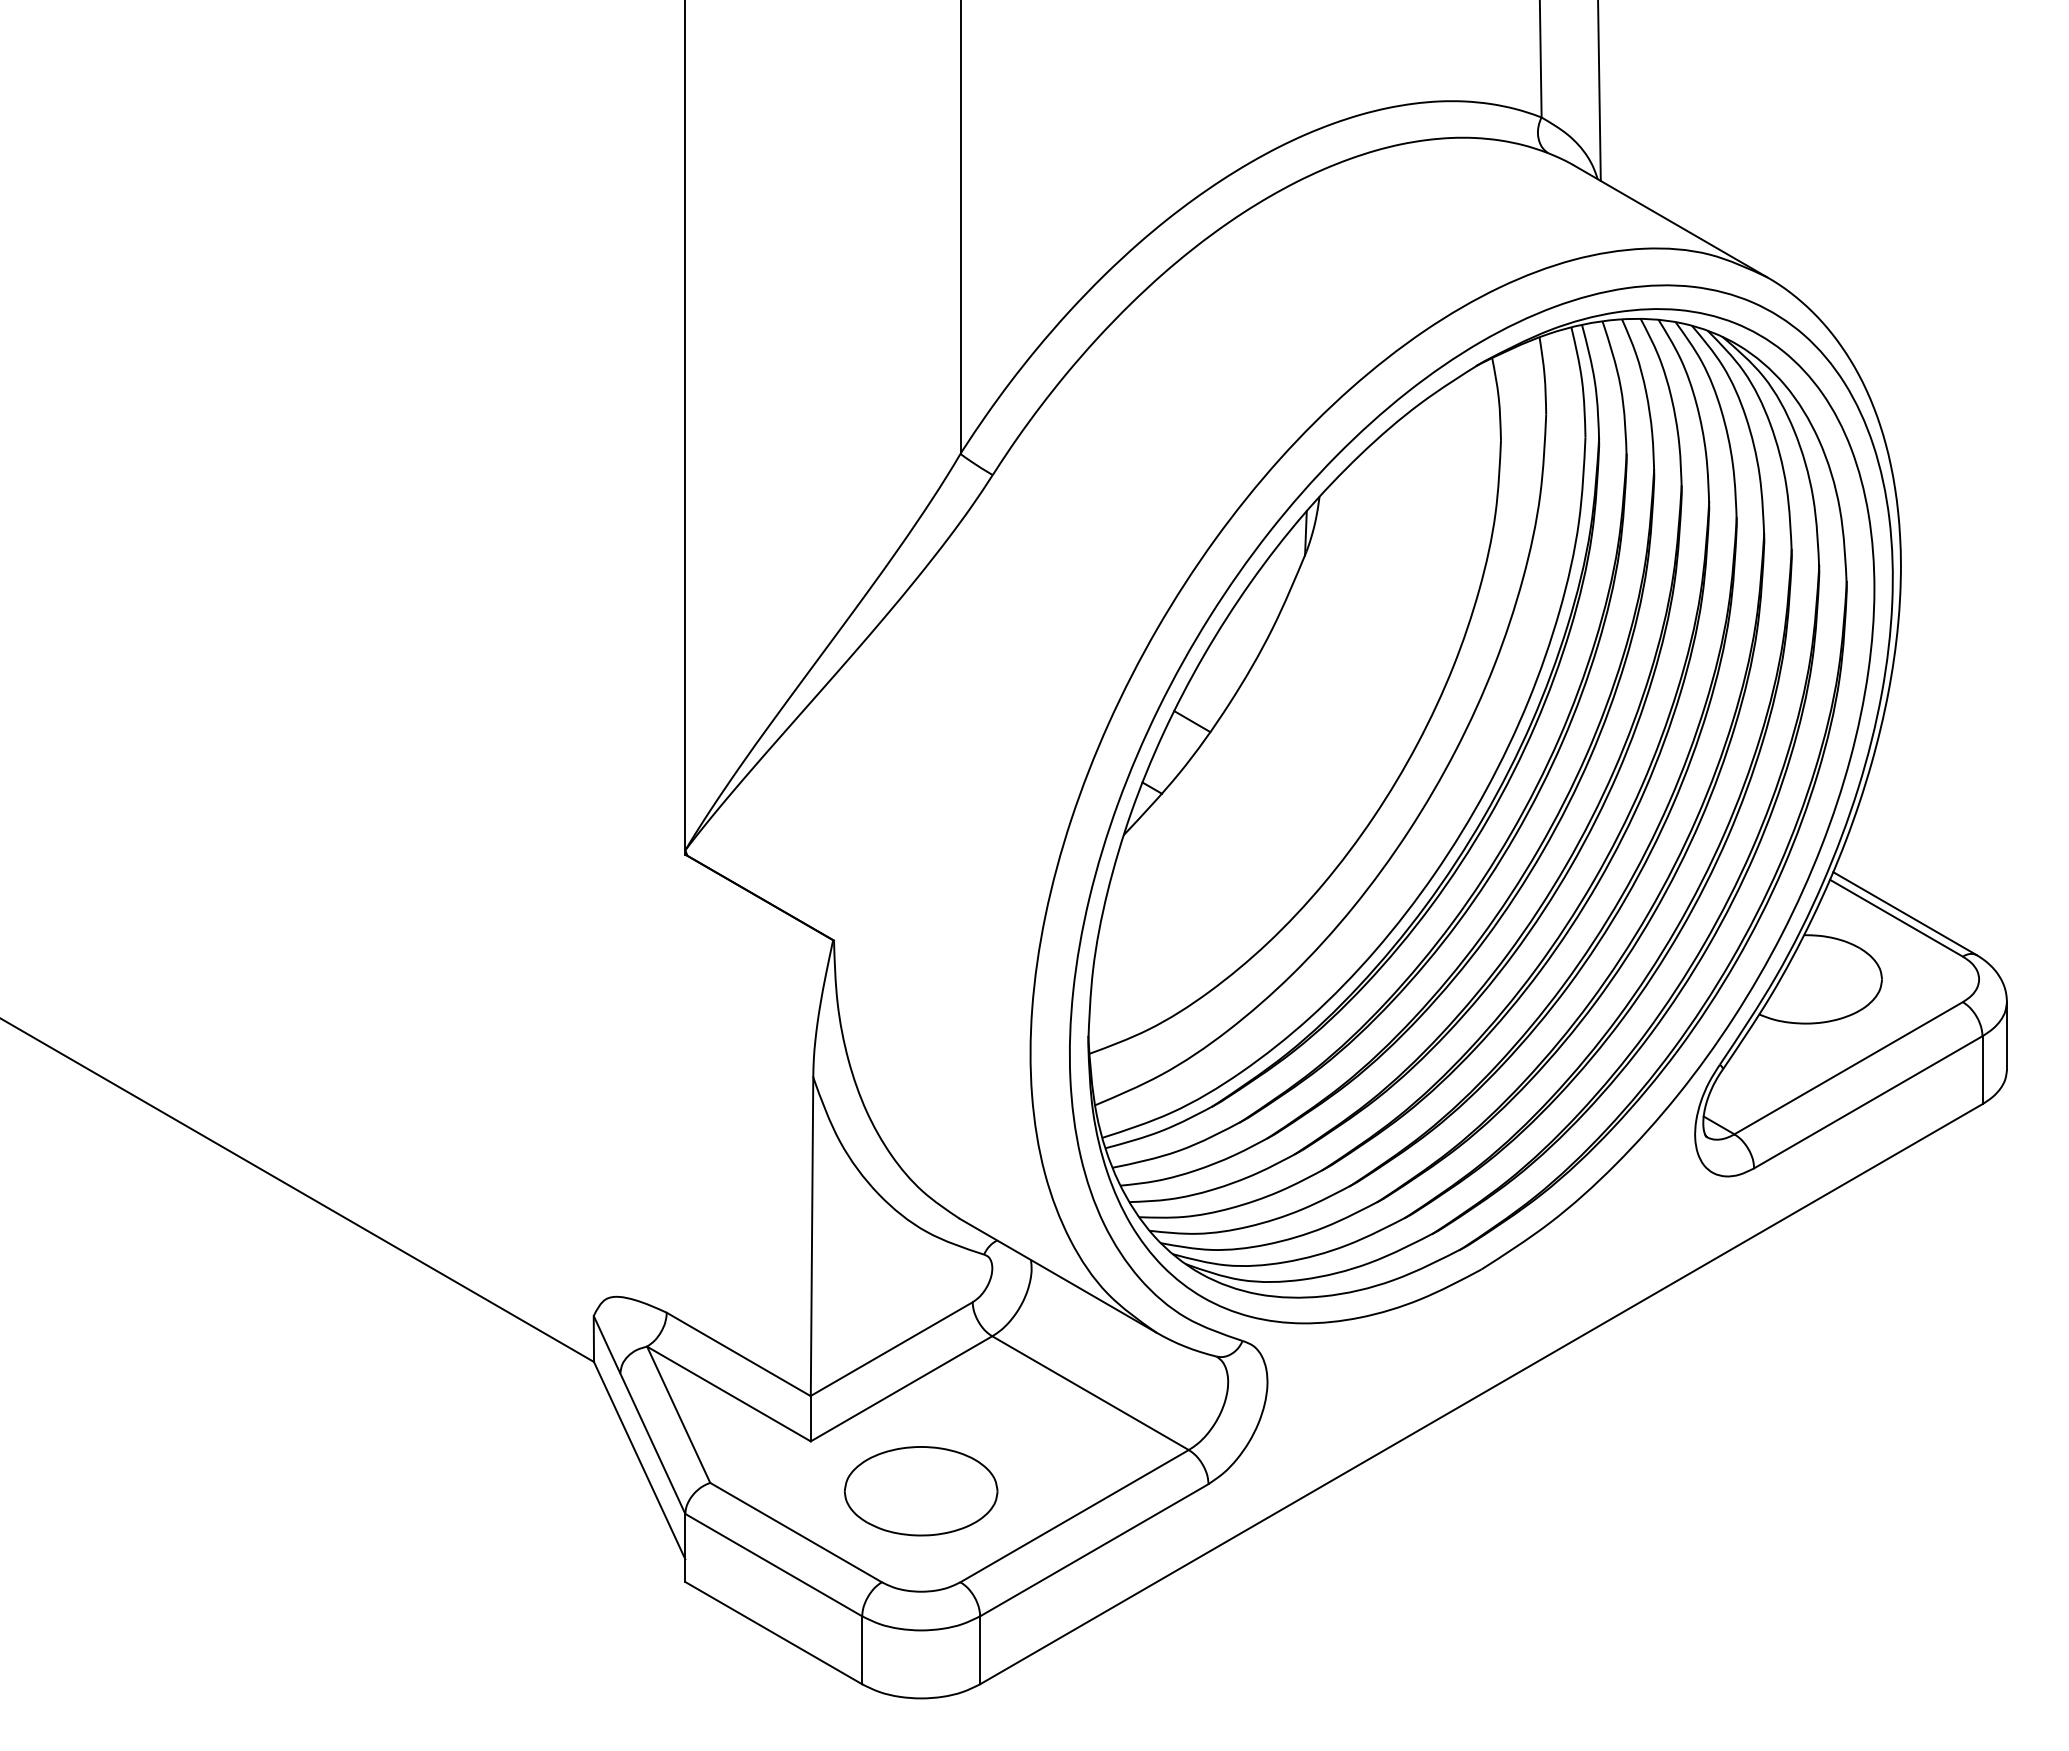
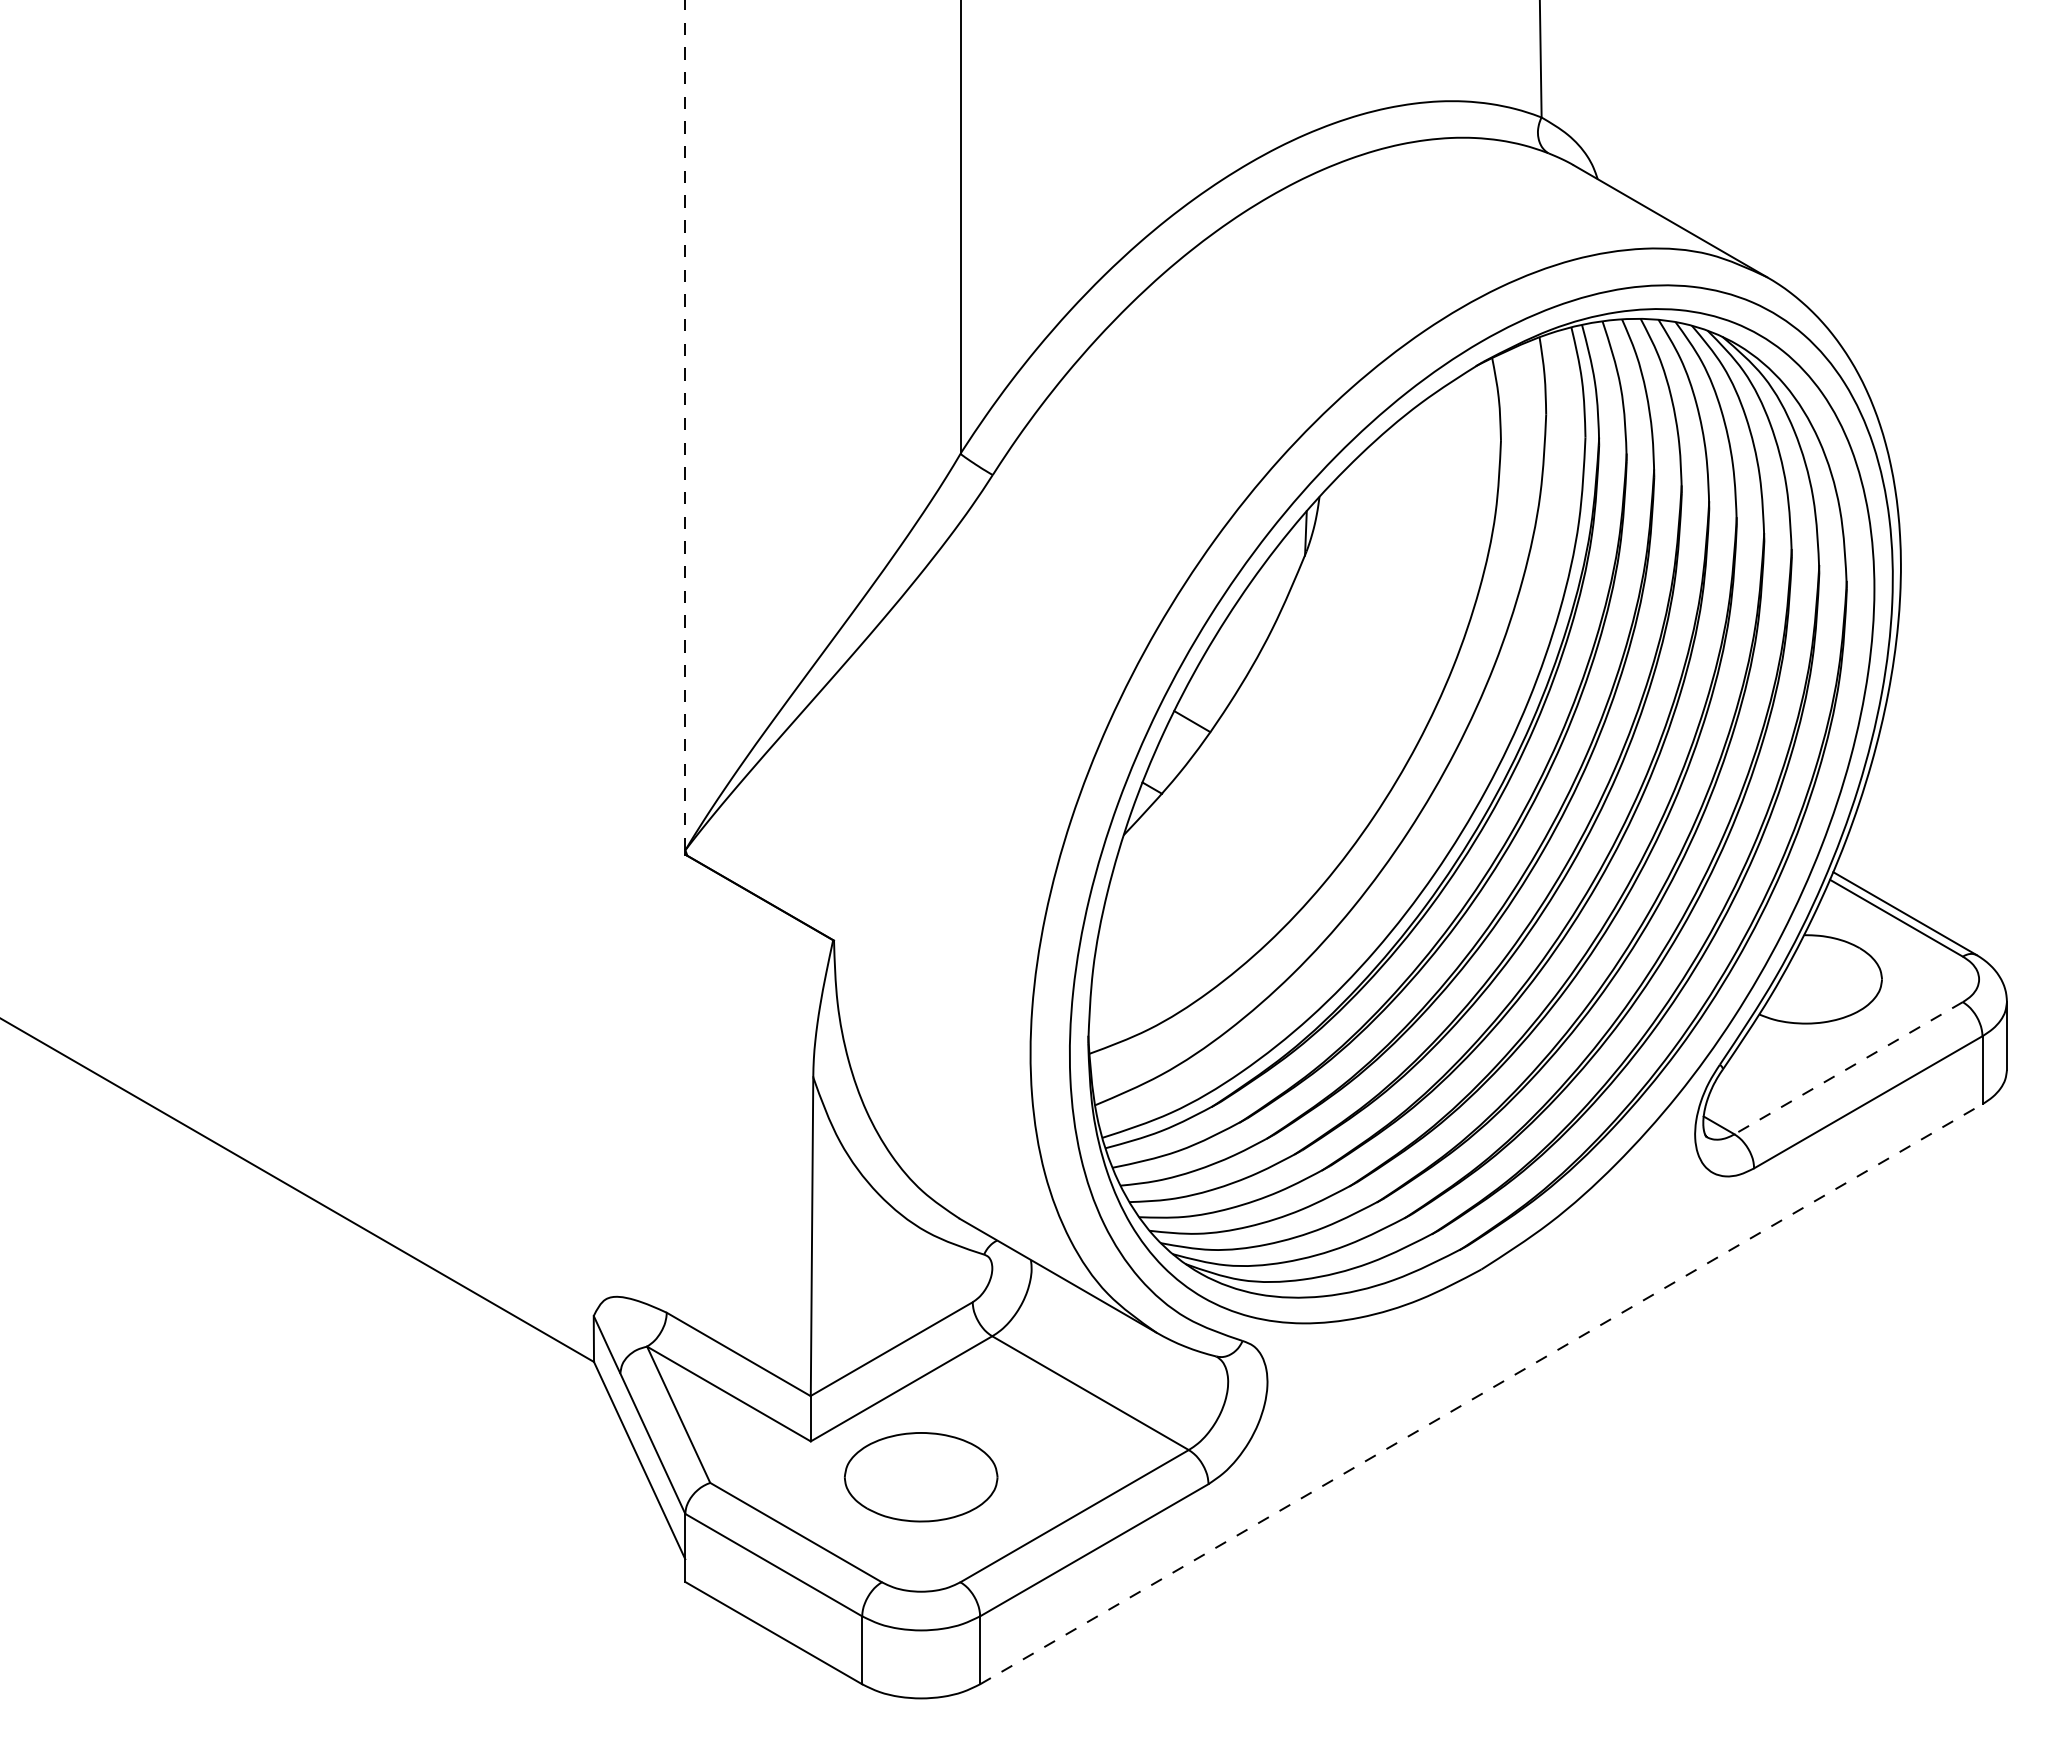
line: present -> none (1599, 91)
line: solid -> dashed (685, 425)
line: solid -> dashed (1848, 1068)
line: solid -> dashed (1481, 1393)
part position: (920, 1491) -> (920, 1477) (920, 1477)
